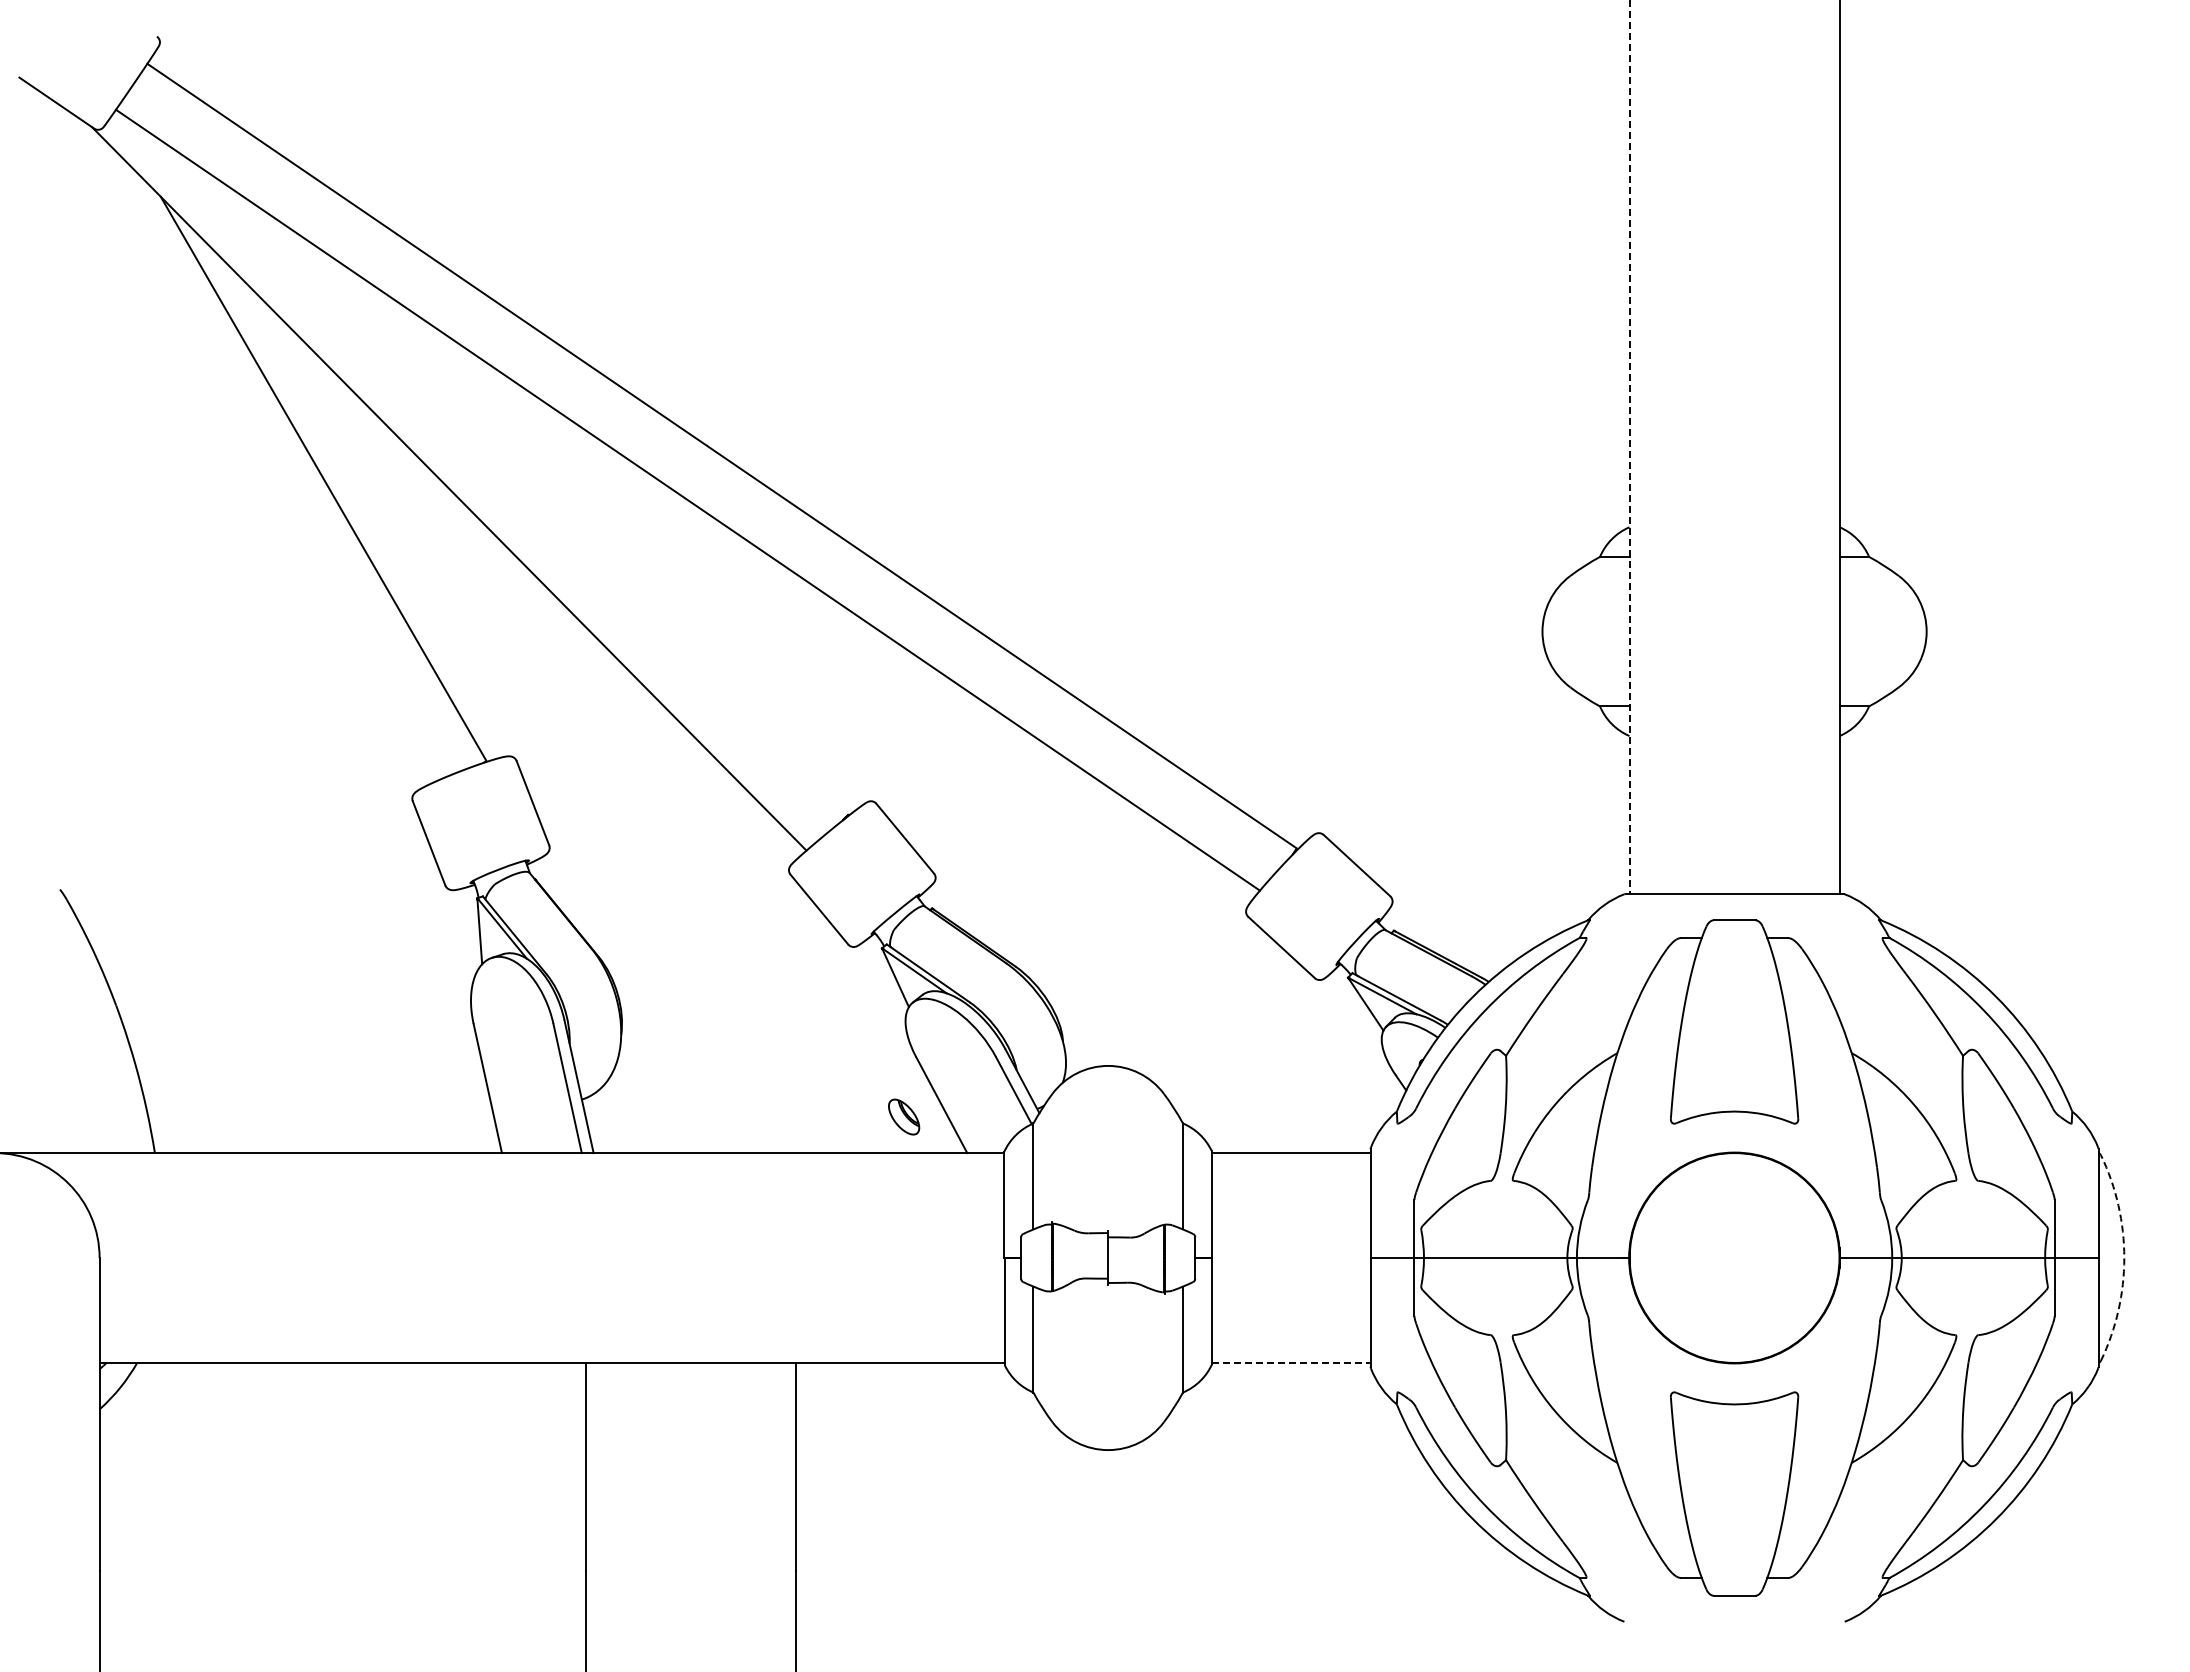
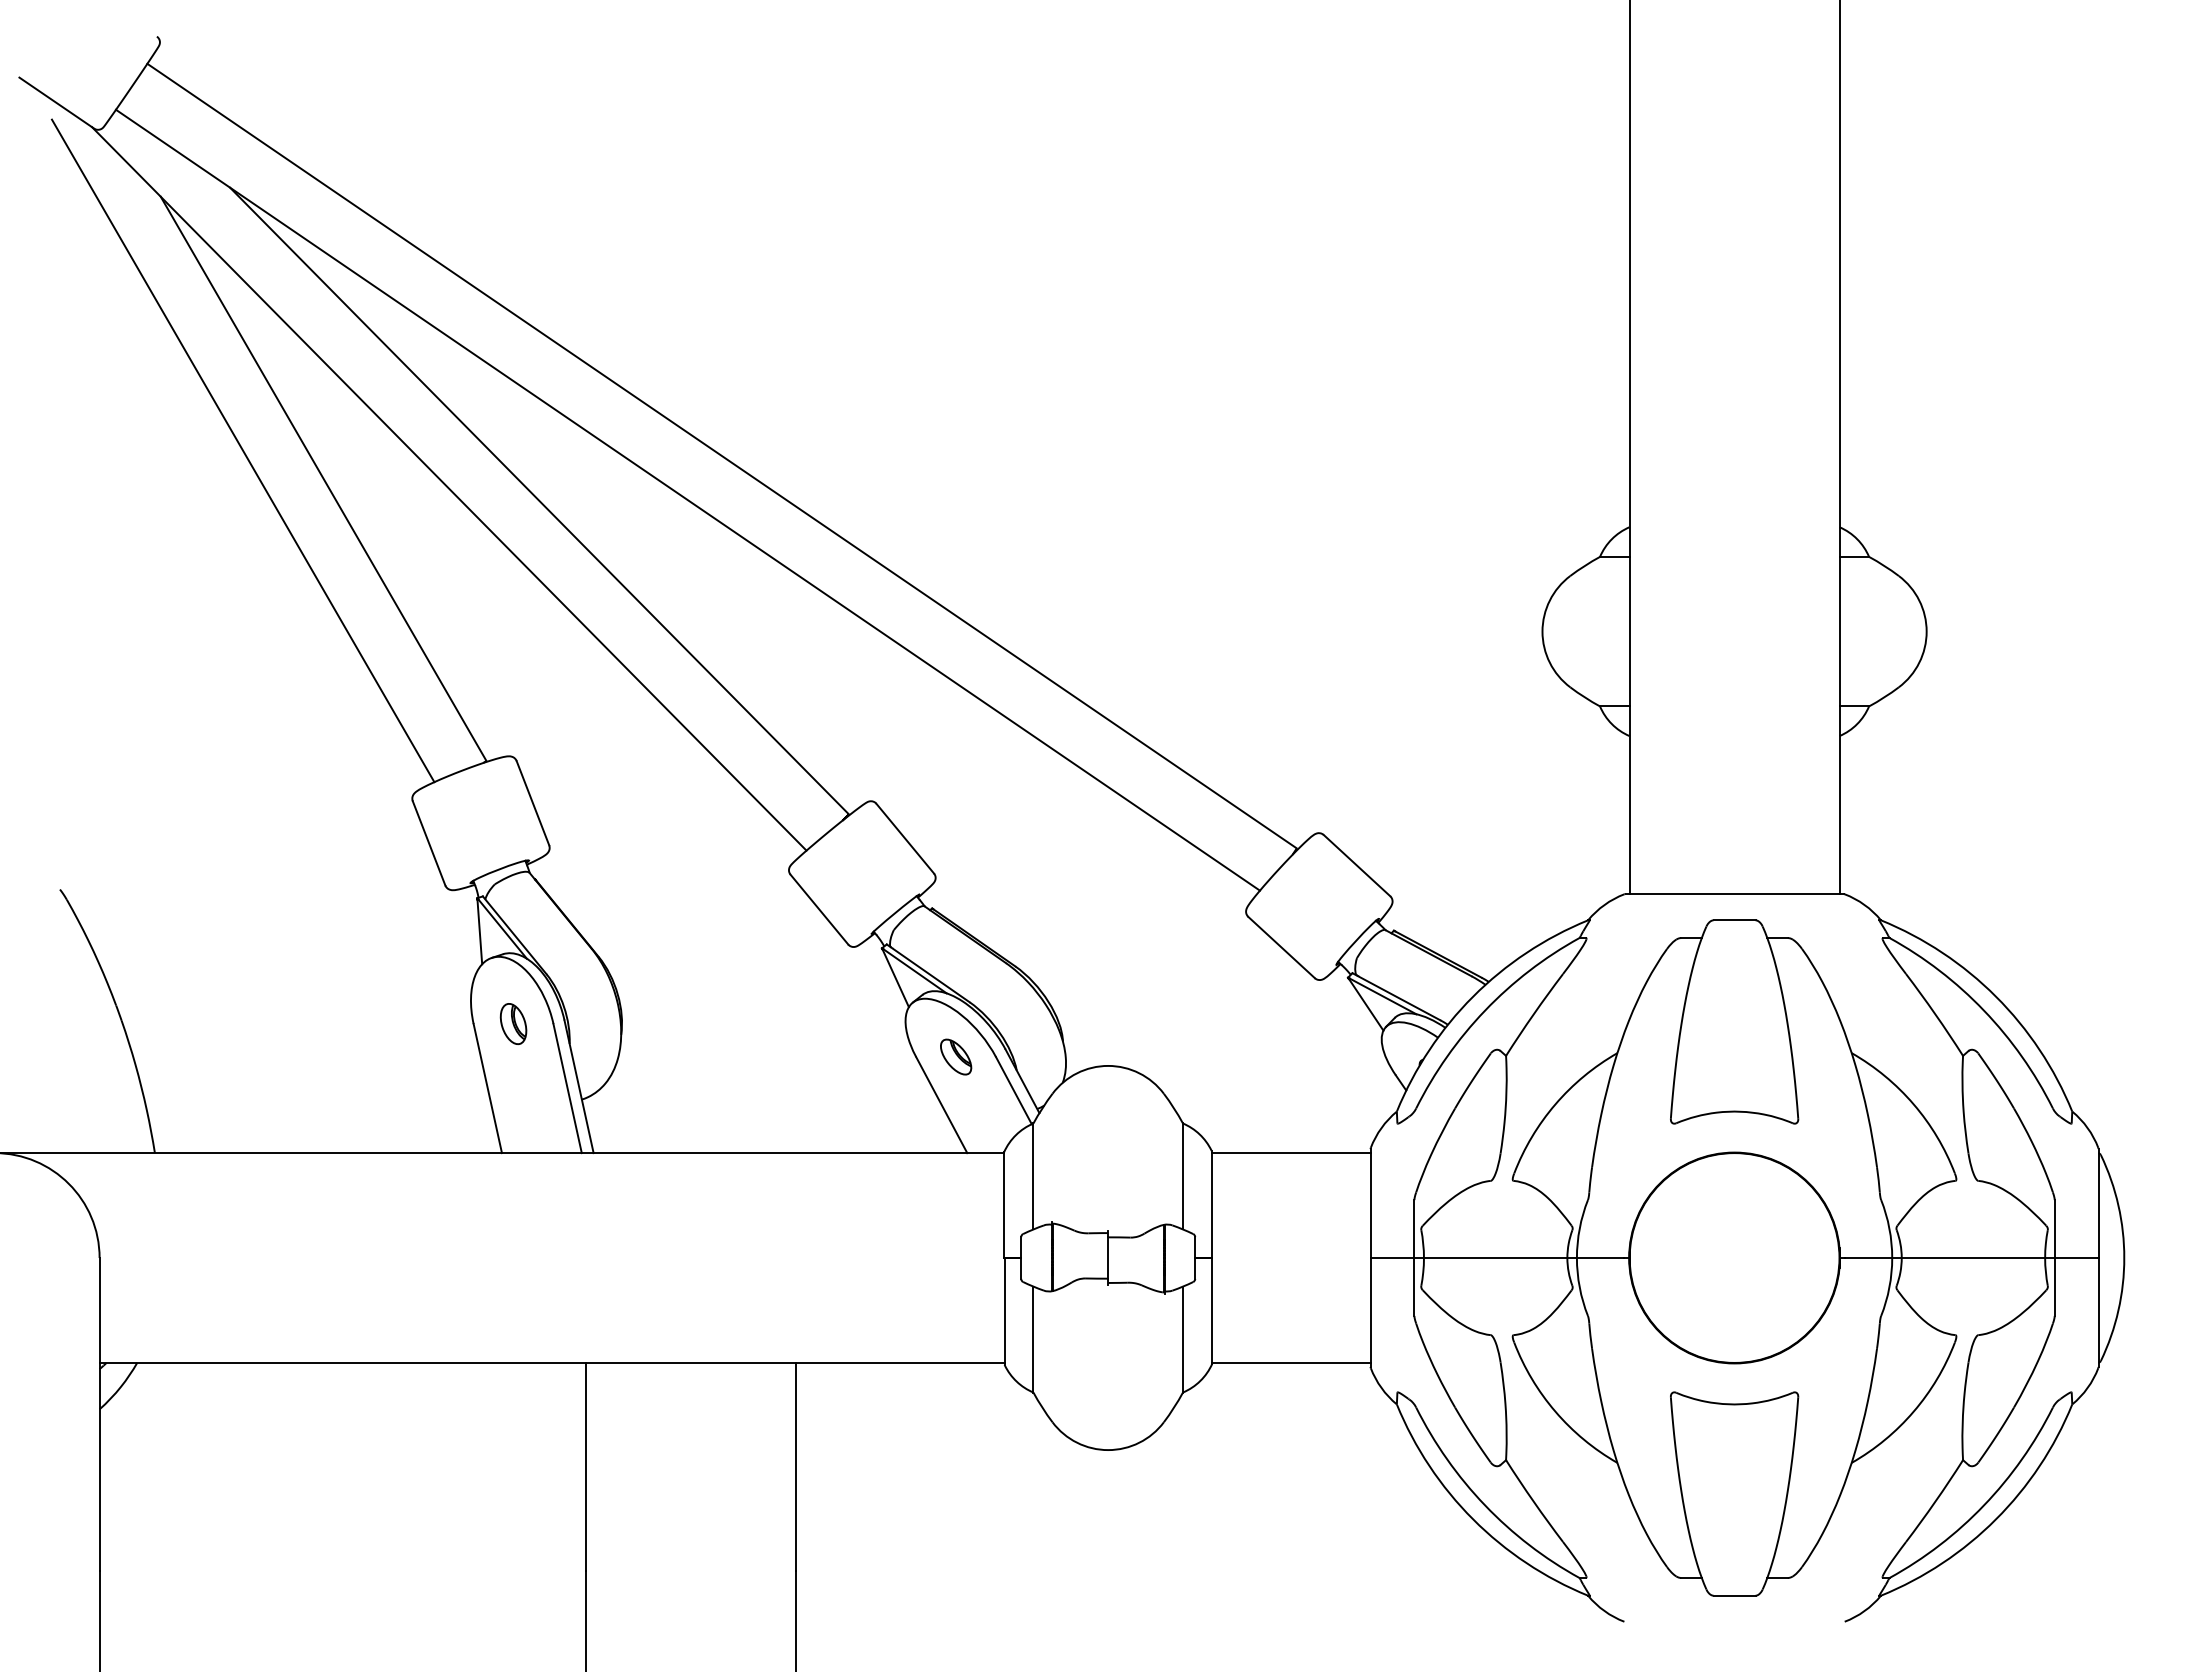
line: dashed -> solid (1629, 447)
line: none -> present (242, 450)
line: none -> present (539, 500)
part: none -> present (513, 1023)
part position: (904, 1116) -> (956, 1056) (956, 1056)
arc: dashed -> solid (2124, 1258)
line: dashed -> solid (1291, 1362)
